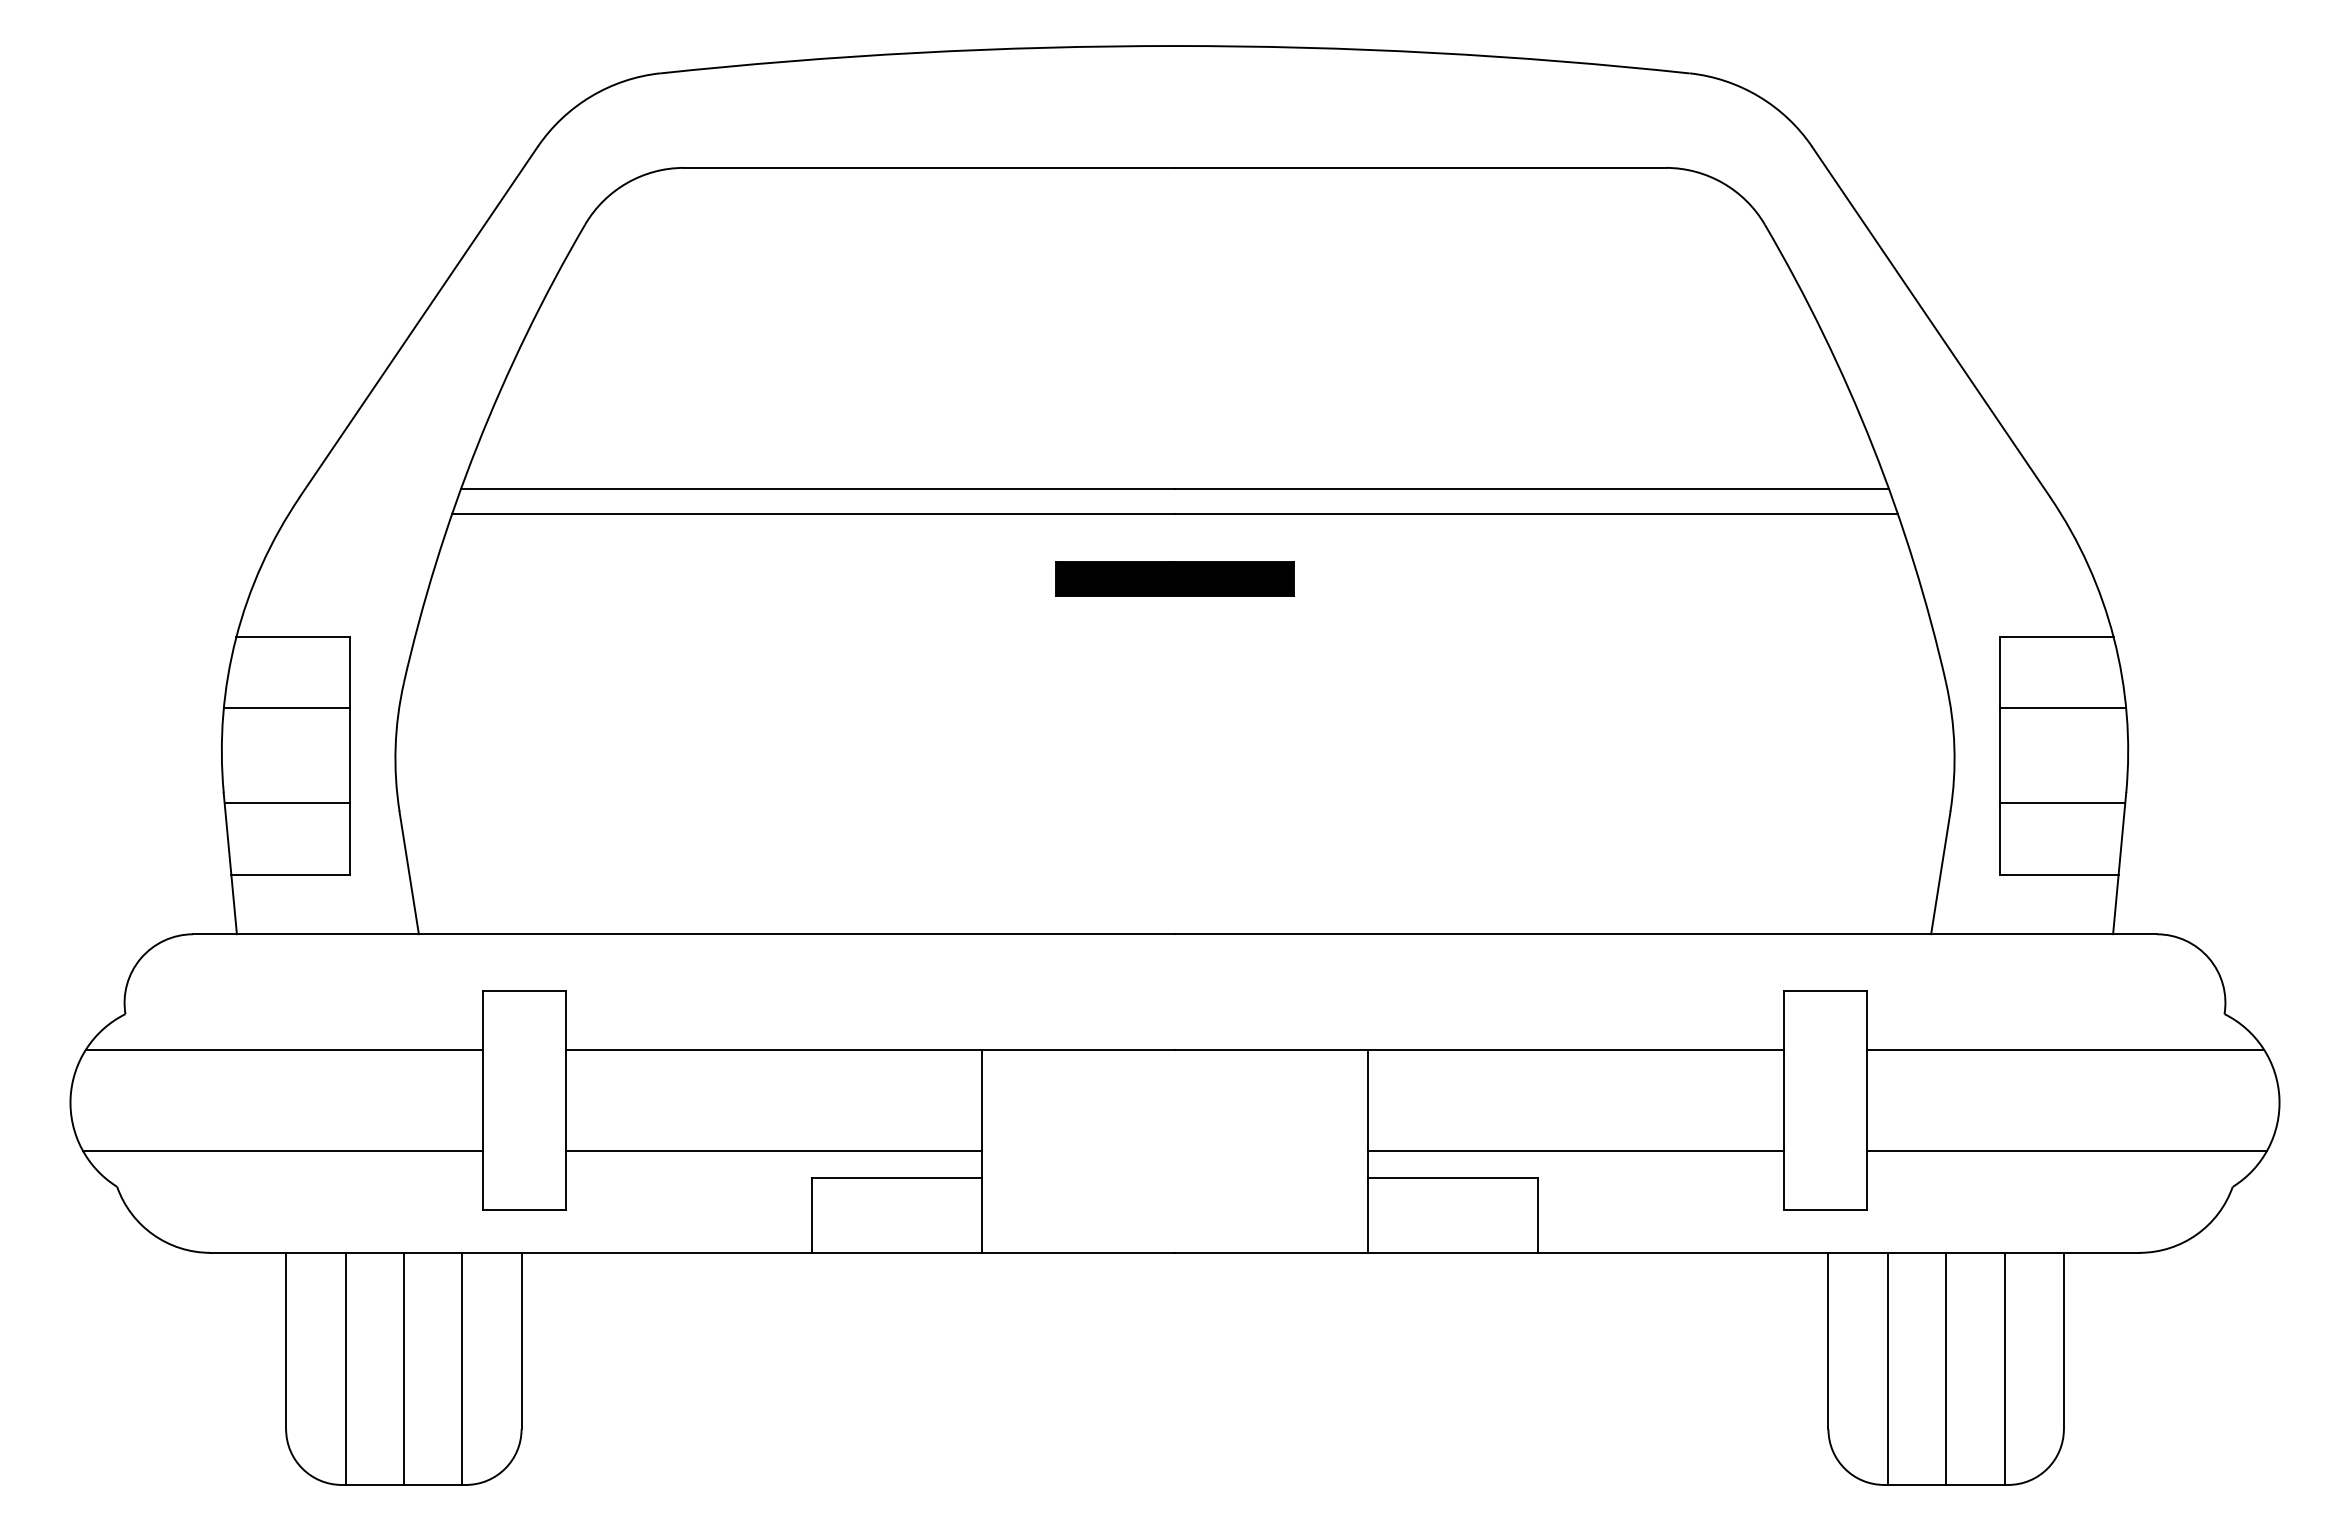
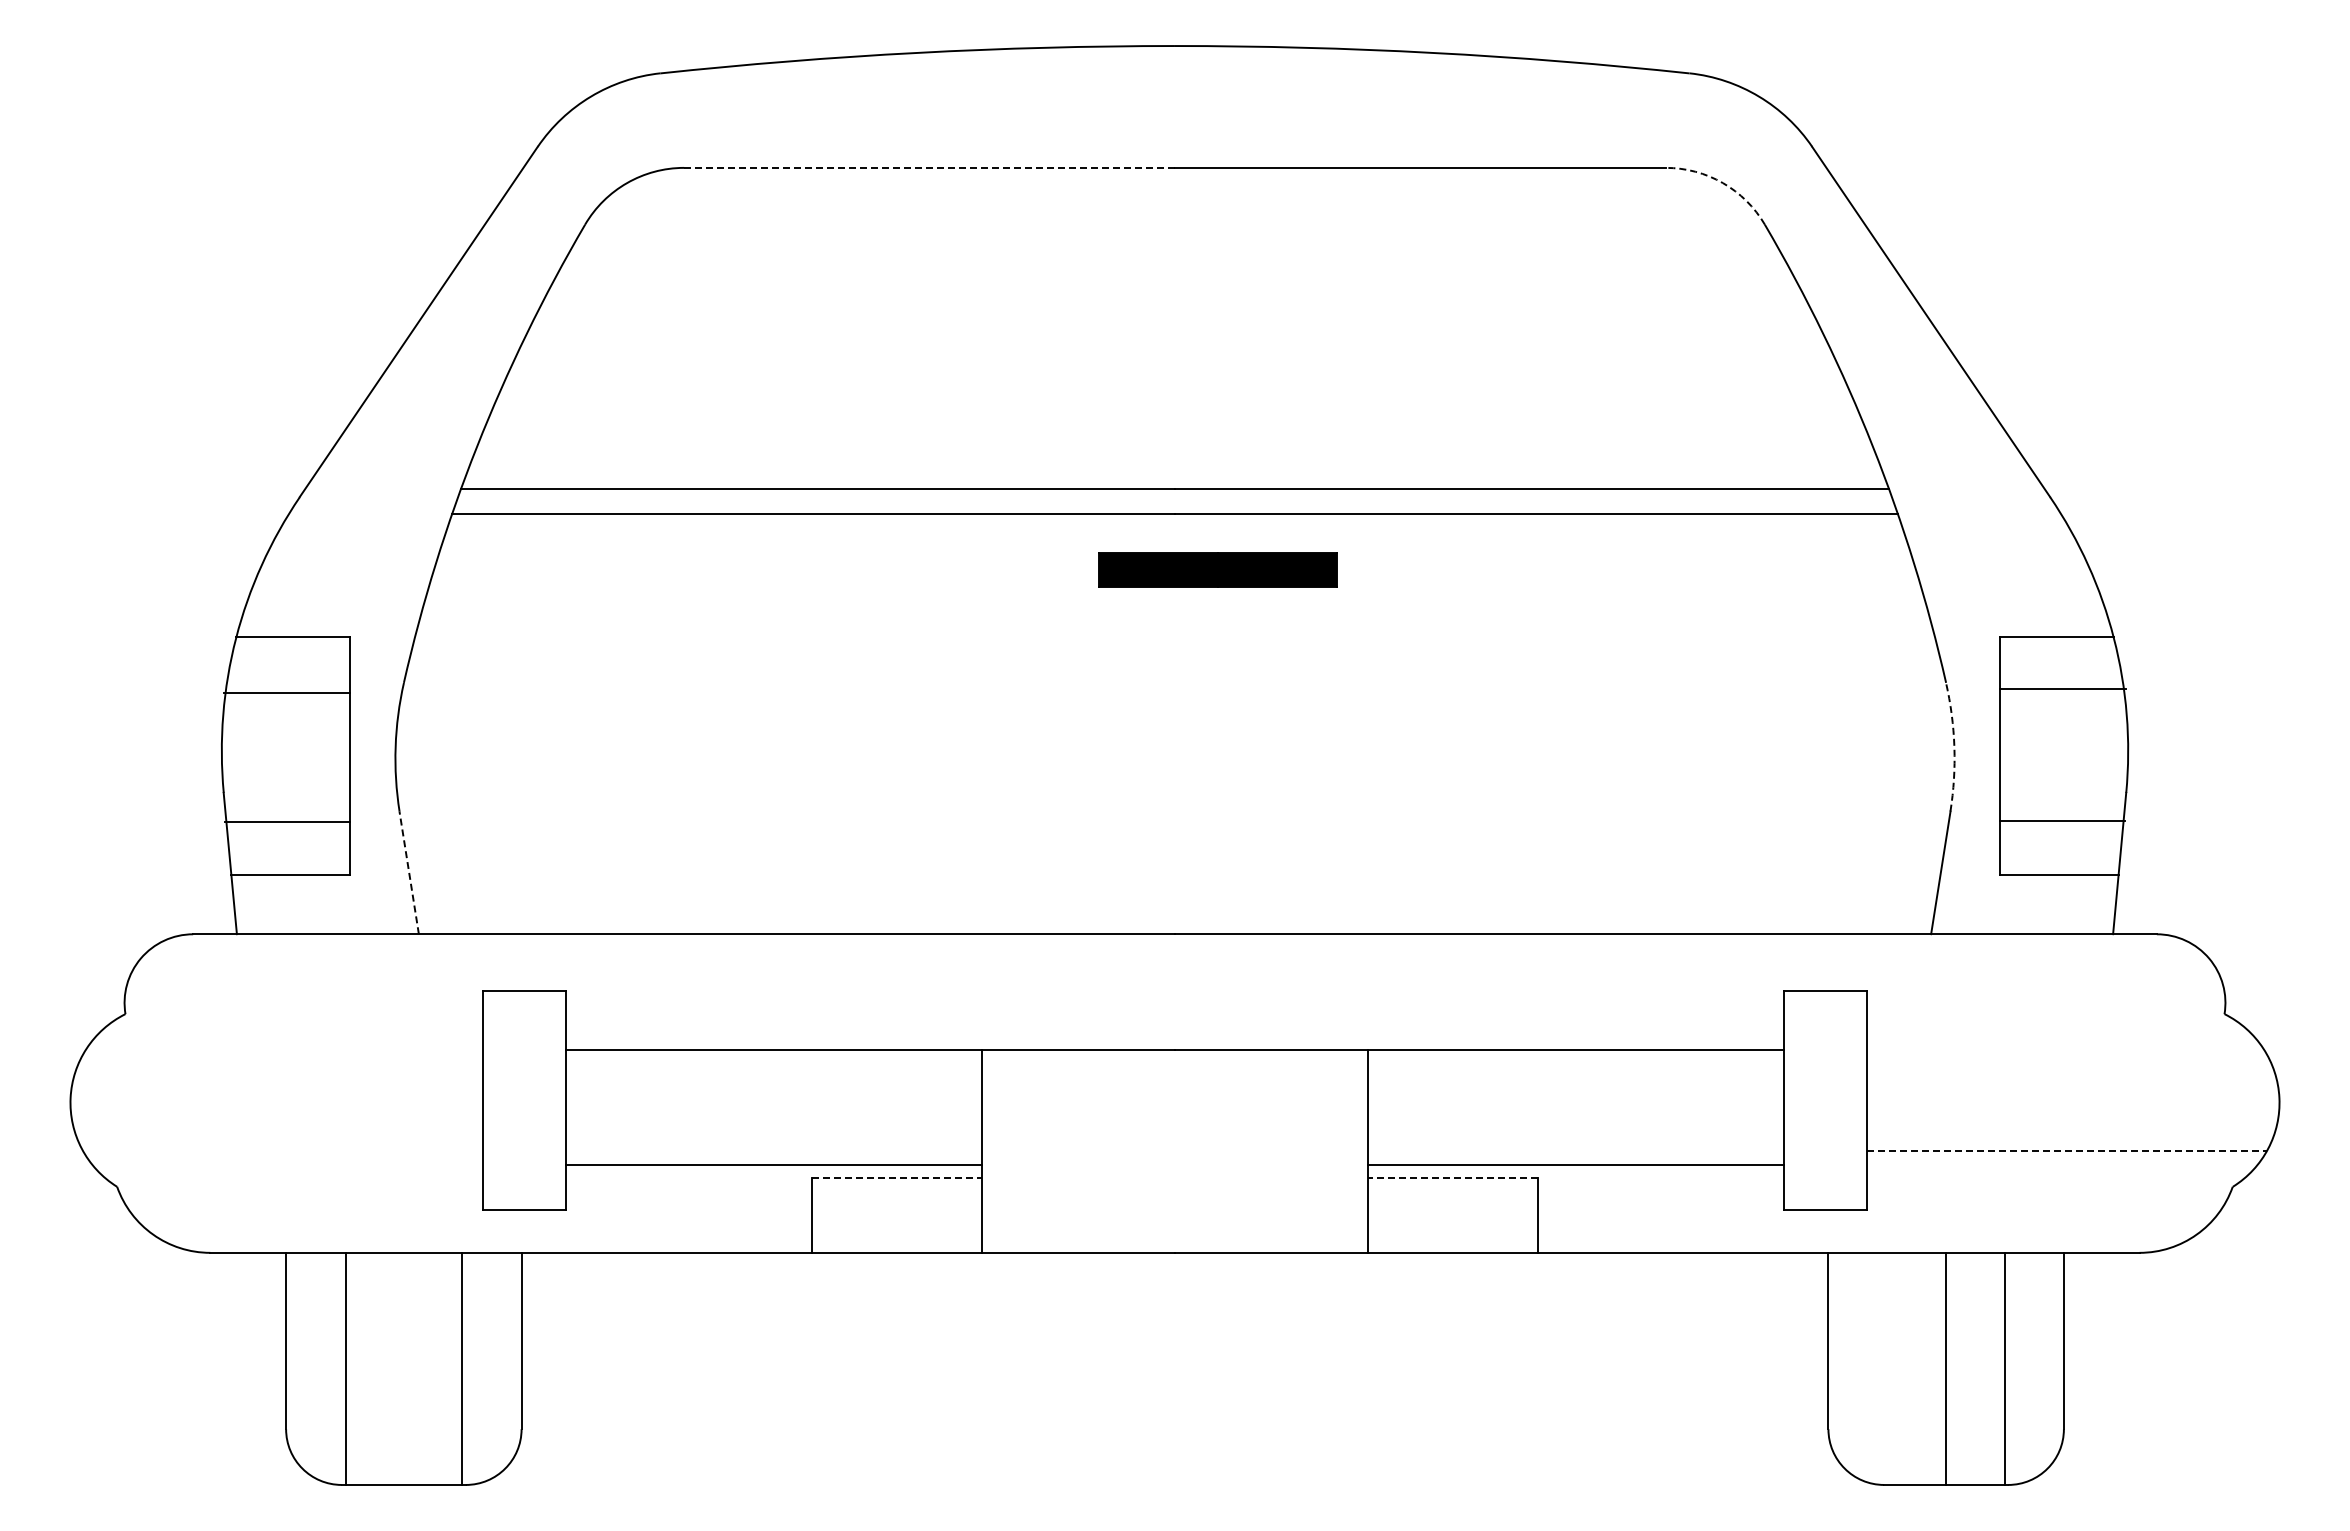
line: solid -> dashed (929, 167)
arc: solid -> dashed (1722, 183)
part position: (1174, 578) -> (1217, 569) (1217, 569)
line position: (286, 707) -> (286, 692) (286, 692)
line position: (2063, 707) -> (2063, 688) (2063, 688)
arc: solid -> dashed (1954, 747)
line position: (286, 803) -> (286, 822) (286, 822)
line position: (2062, 803) -> (2062, 821) (2062, 821)
line: solid -> dashed (409, 872)
line: present -> none (283, 1049)
line: present -> none (2065, 1049)
line: present -> none (282, 1151)
line position: (773, 1151) -> (773, 1165) (773, 1165)
line position: (1575, 1151) -> (1575, 1165) (1575, 1165)
line: solid -> dashed (2066, 1151)
line: solid -> dashed (897, 1178)
line: solid -> dashed (1452, 1178)
line: present -> none (403, 1368)
line: present -> none (1887, 1368)
